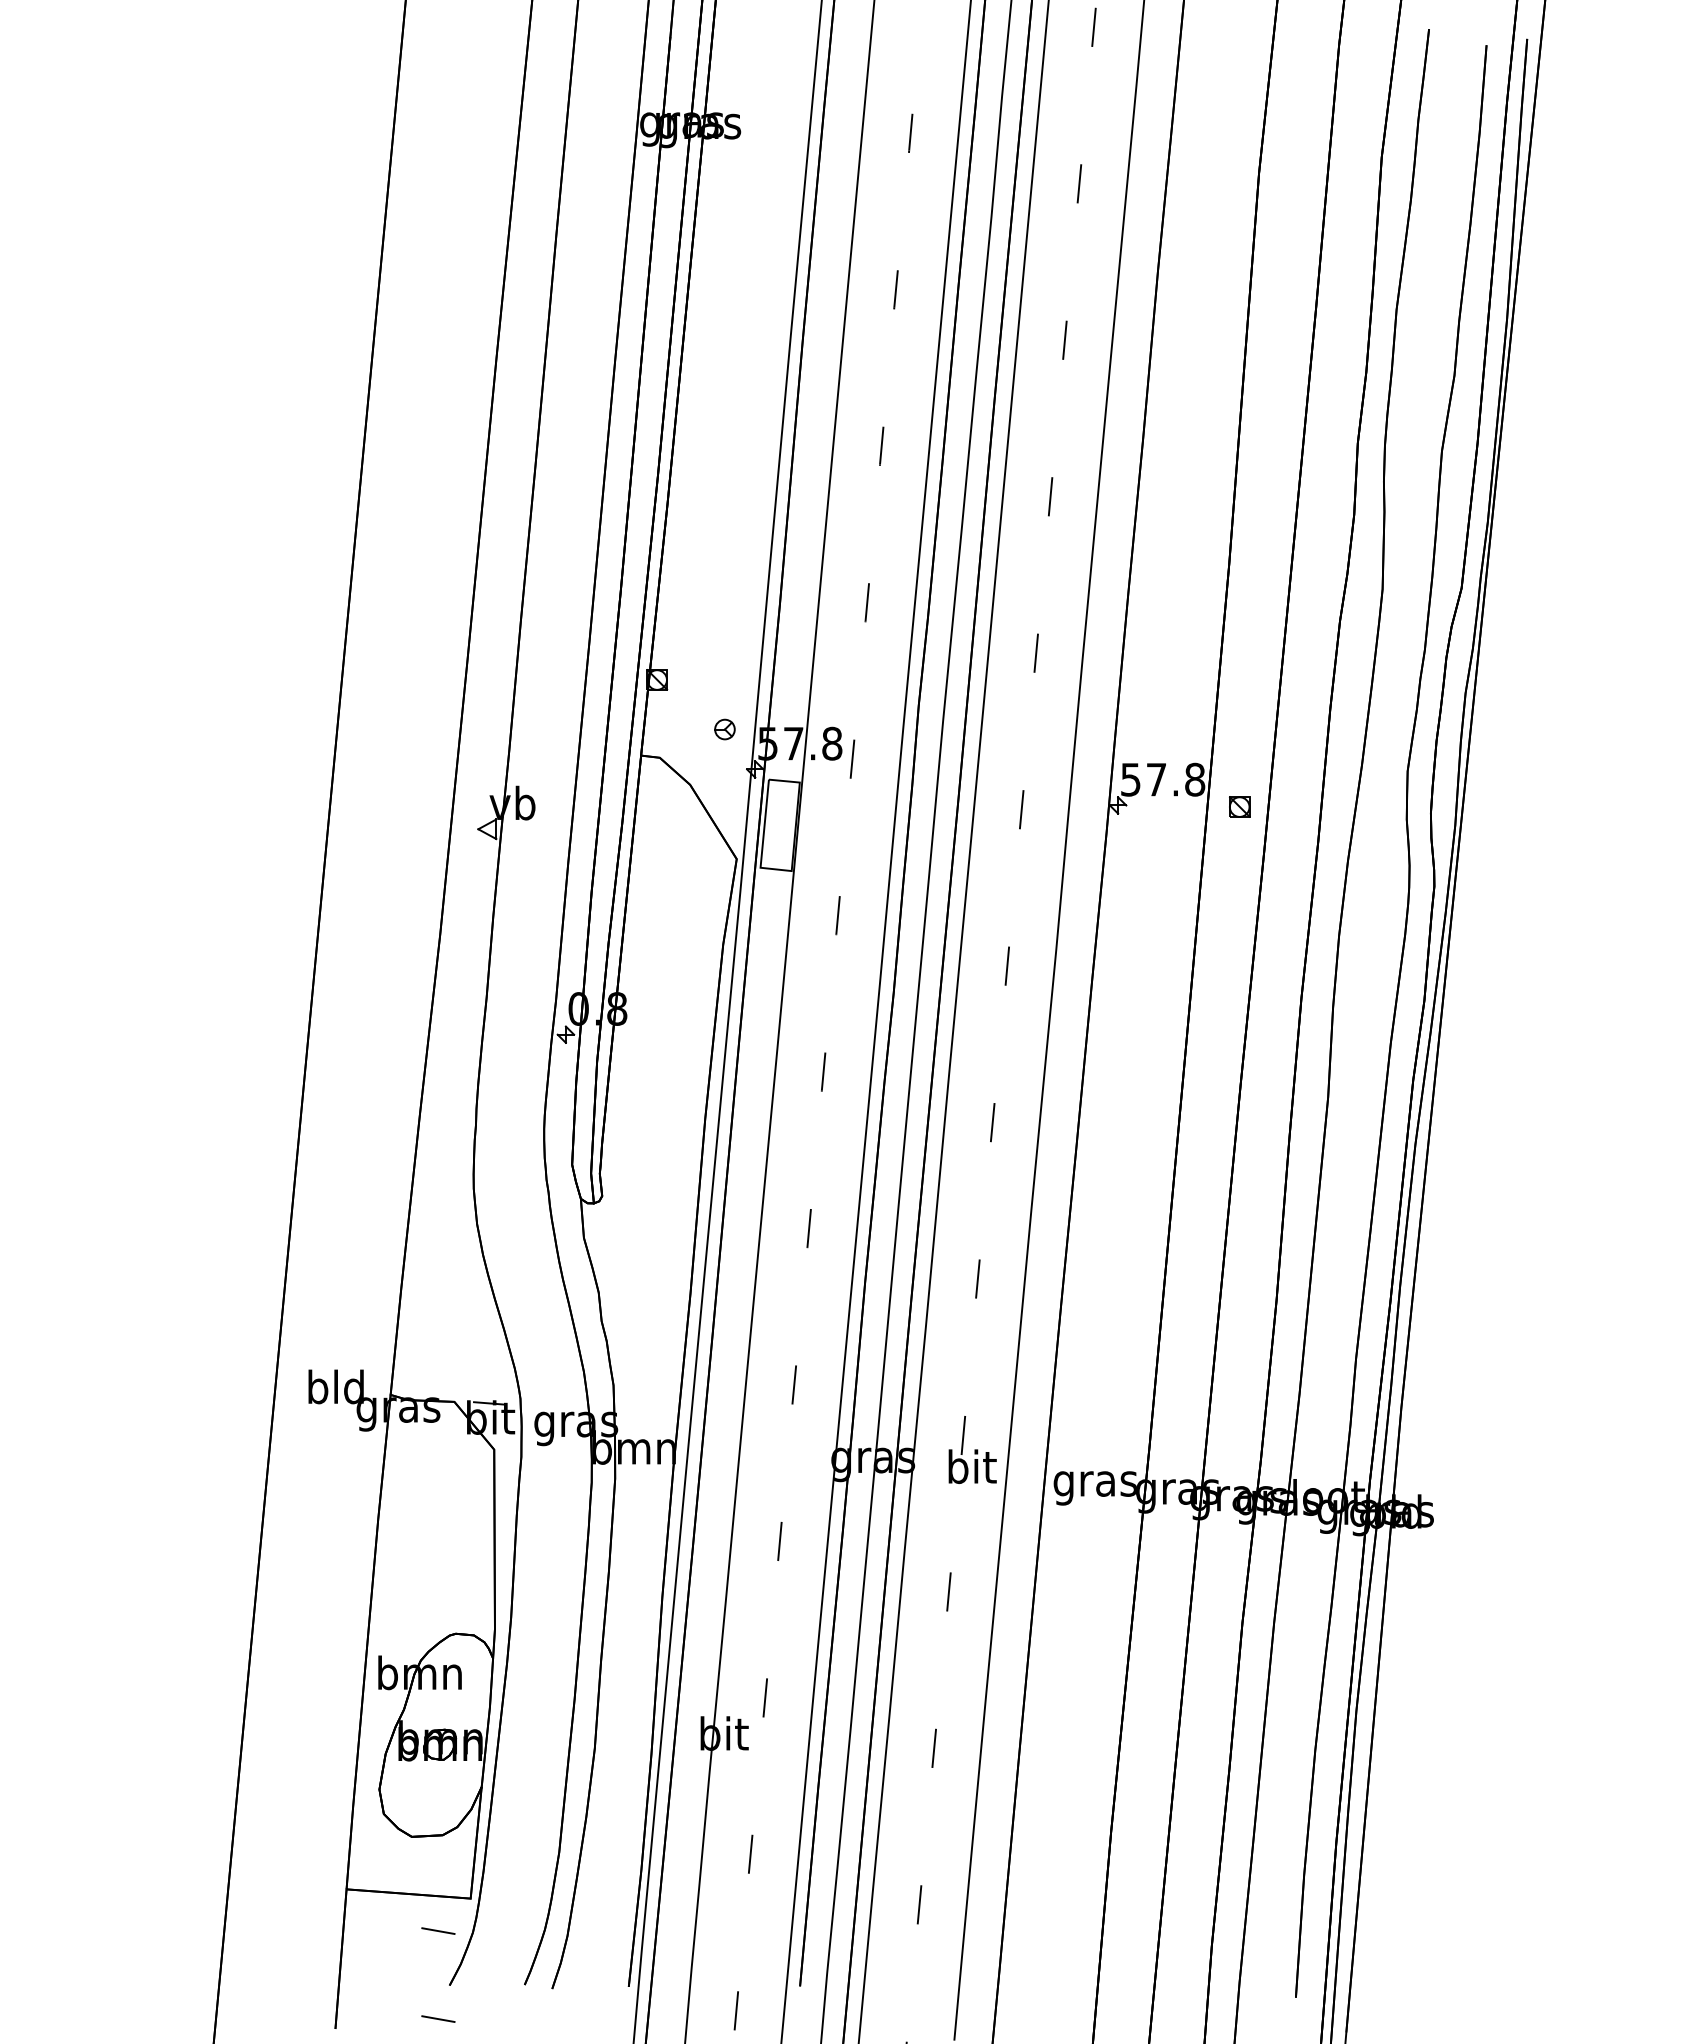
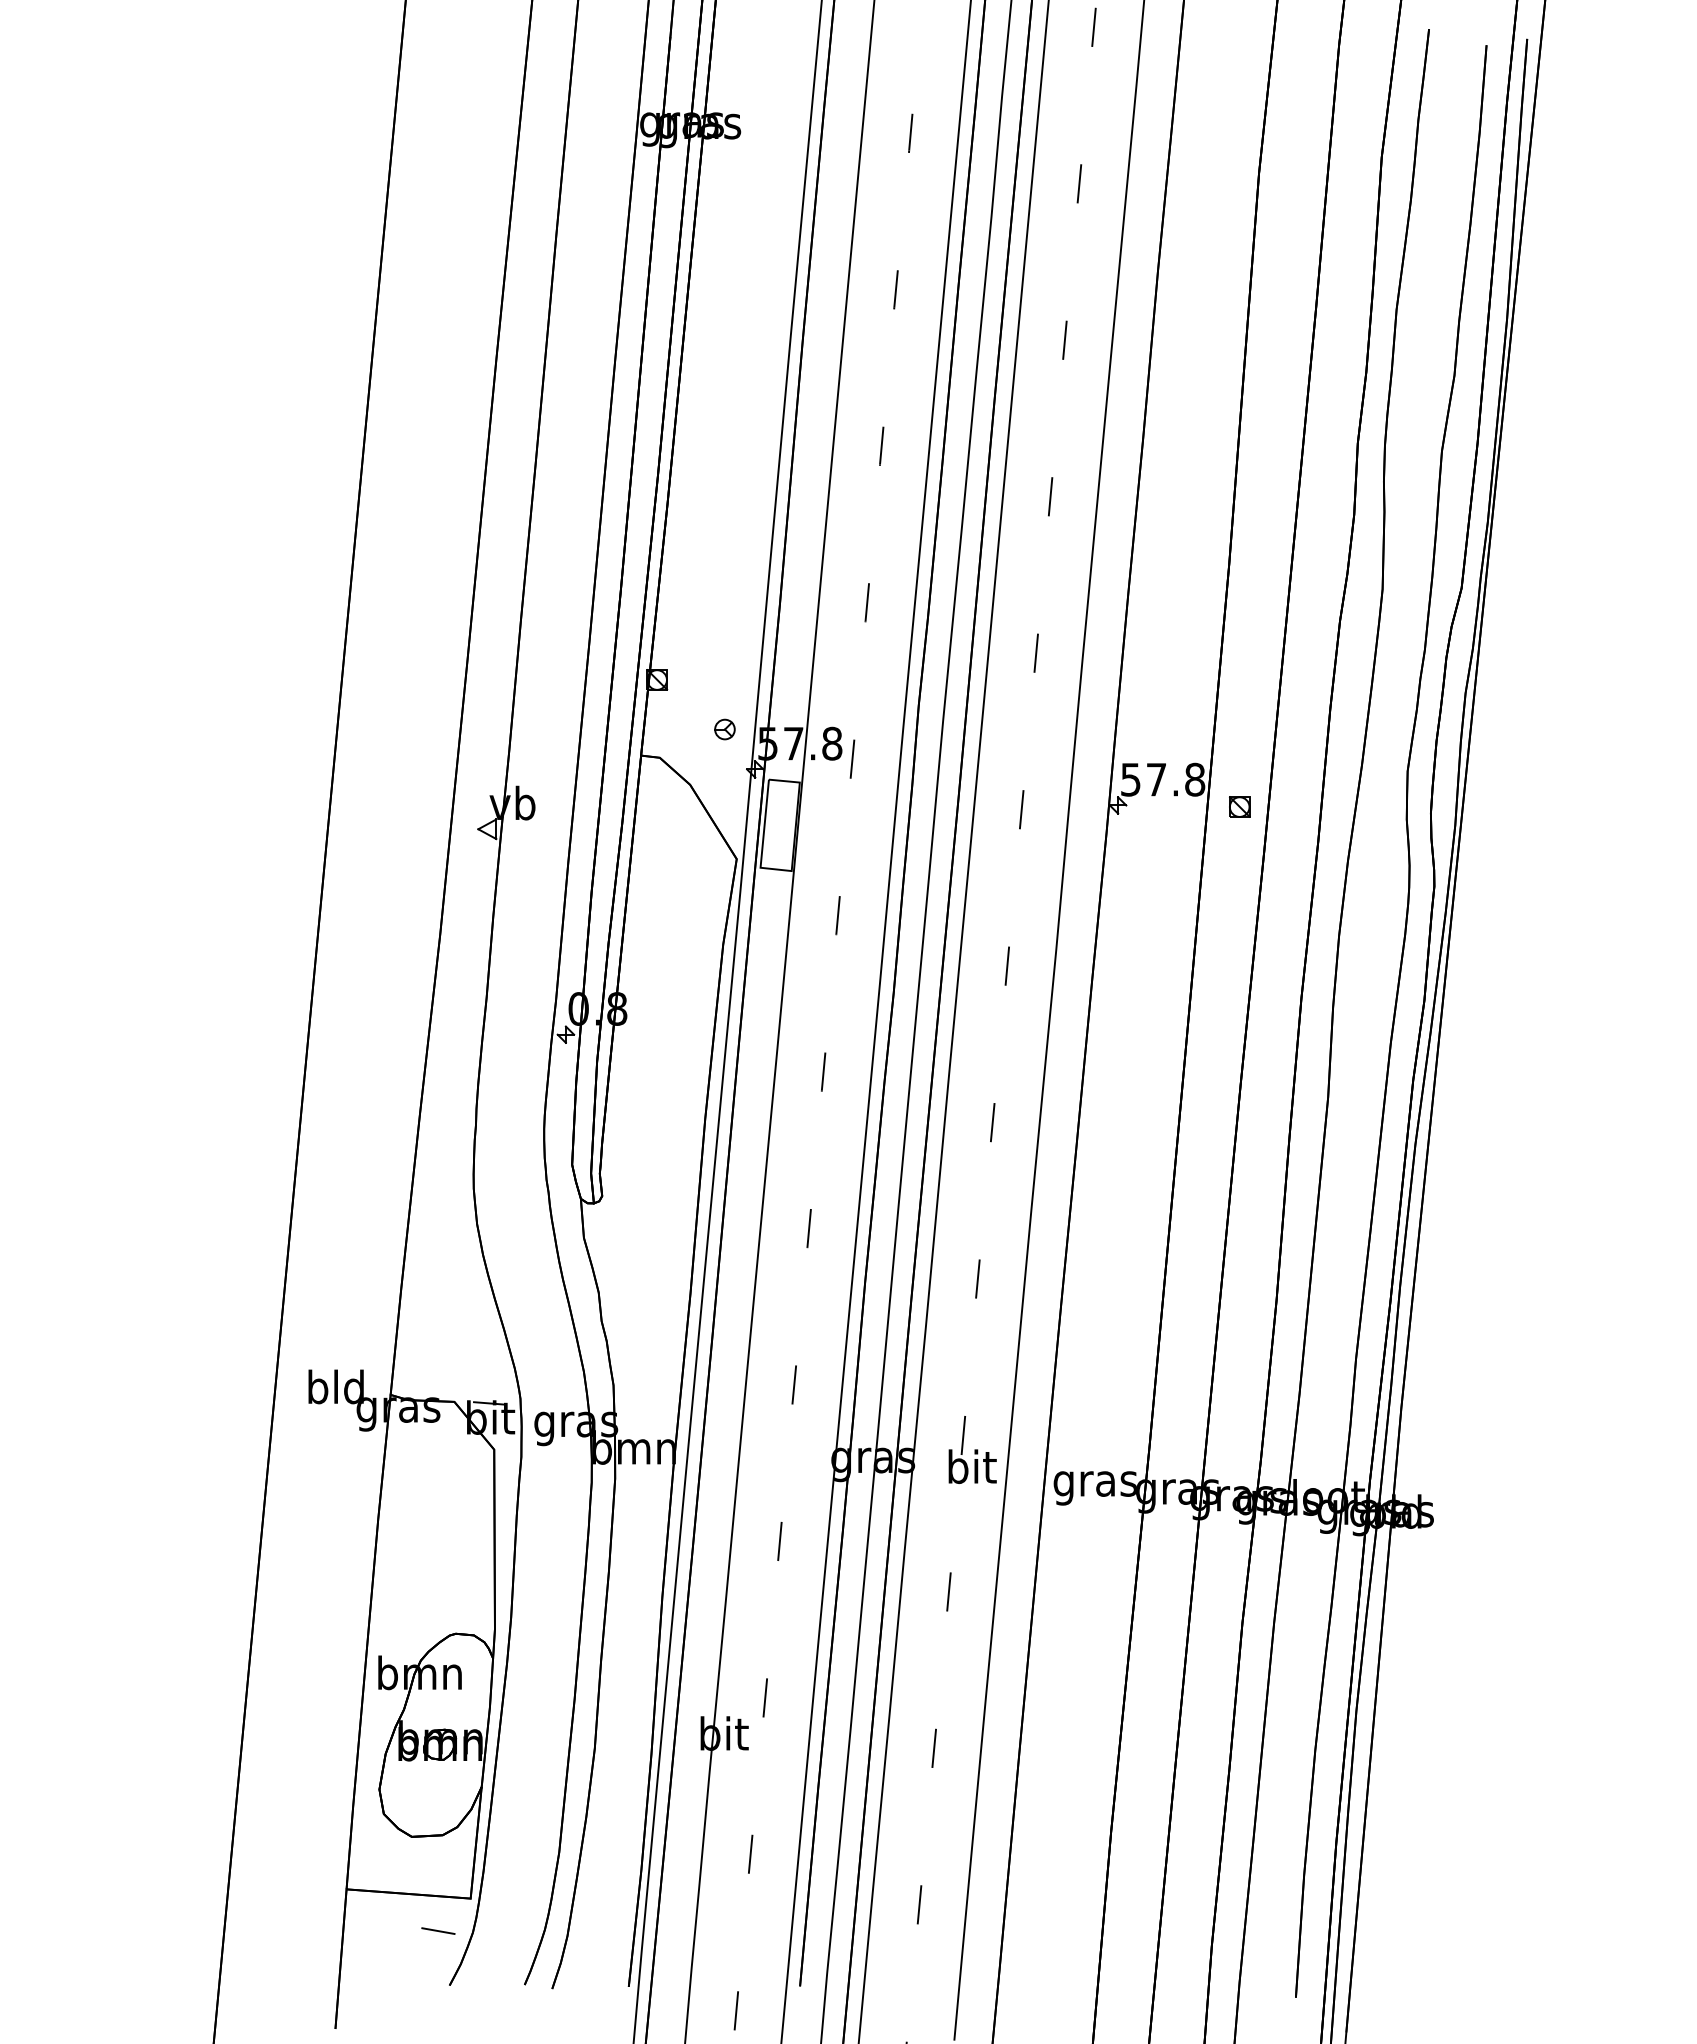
line: present -> none (438, 2018)
